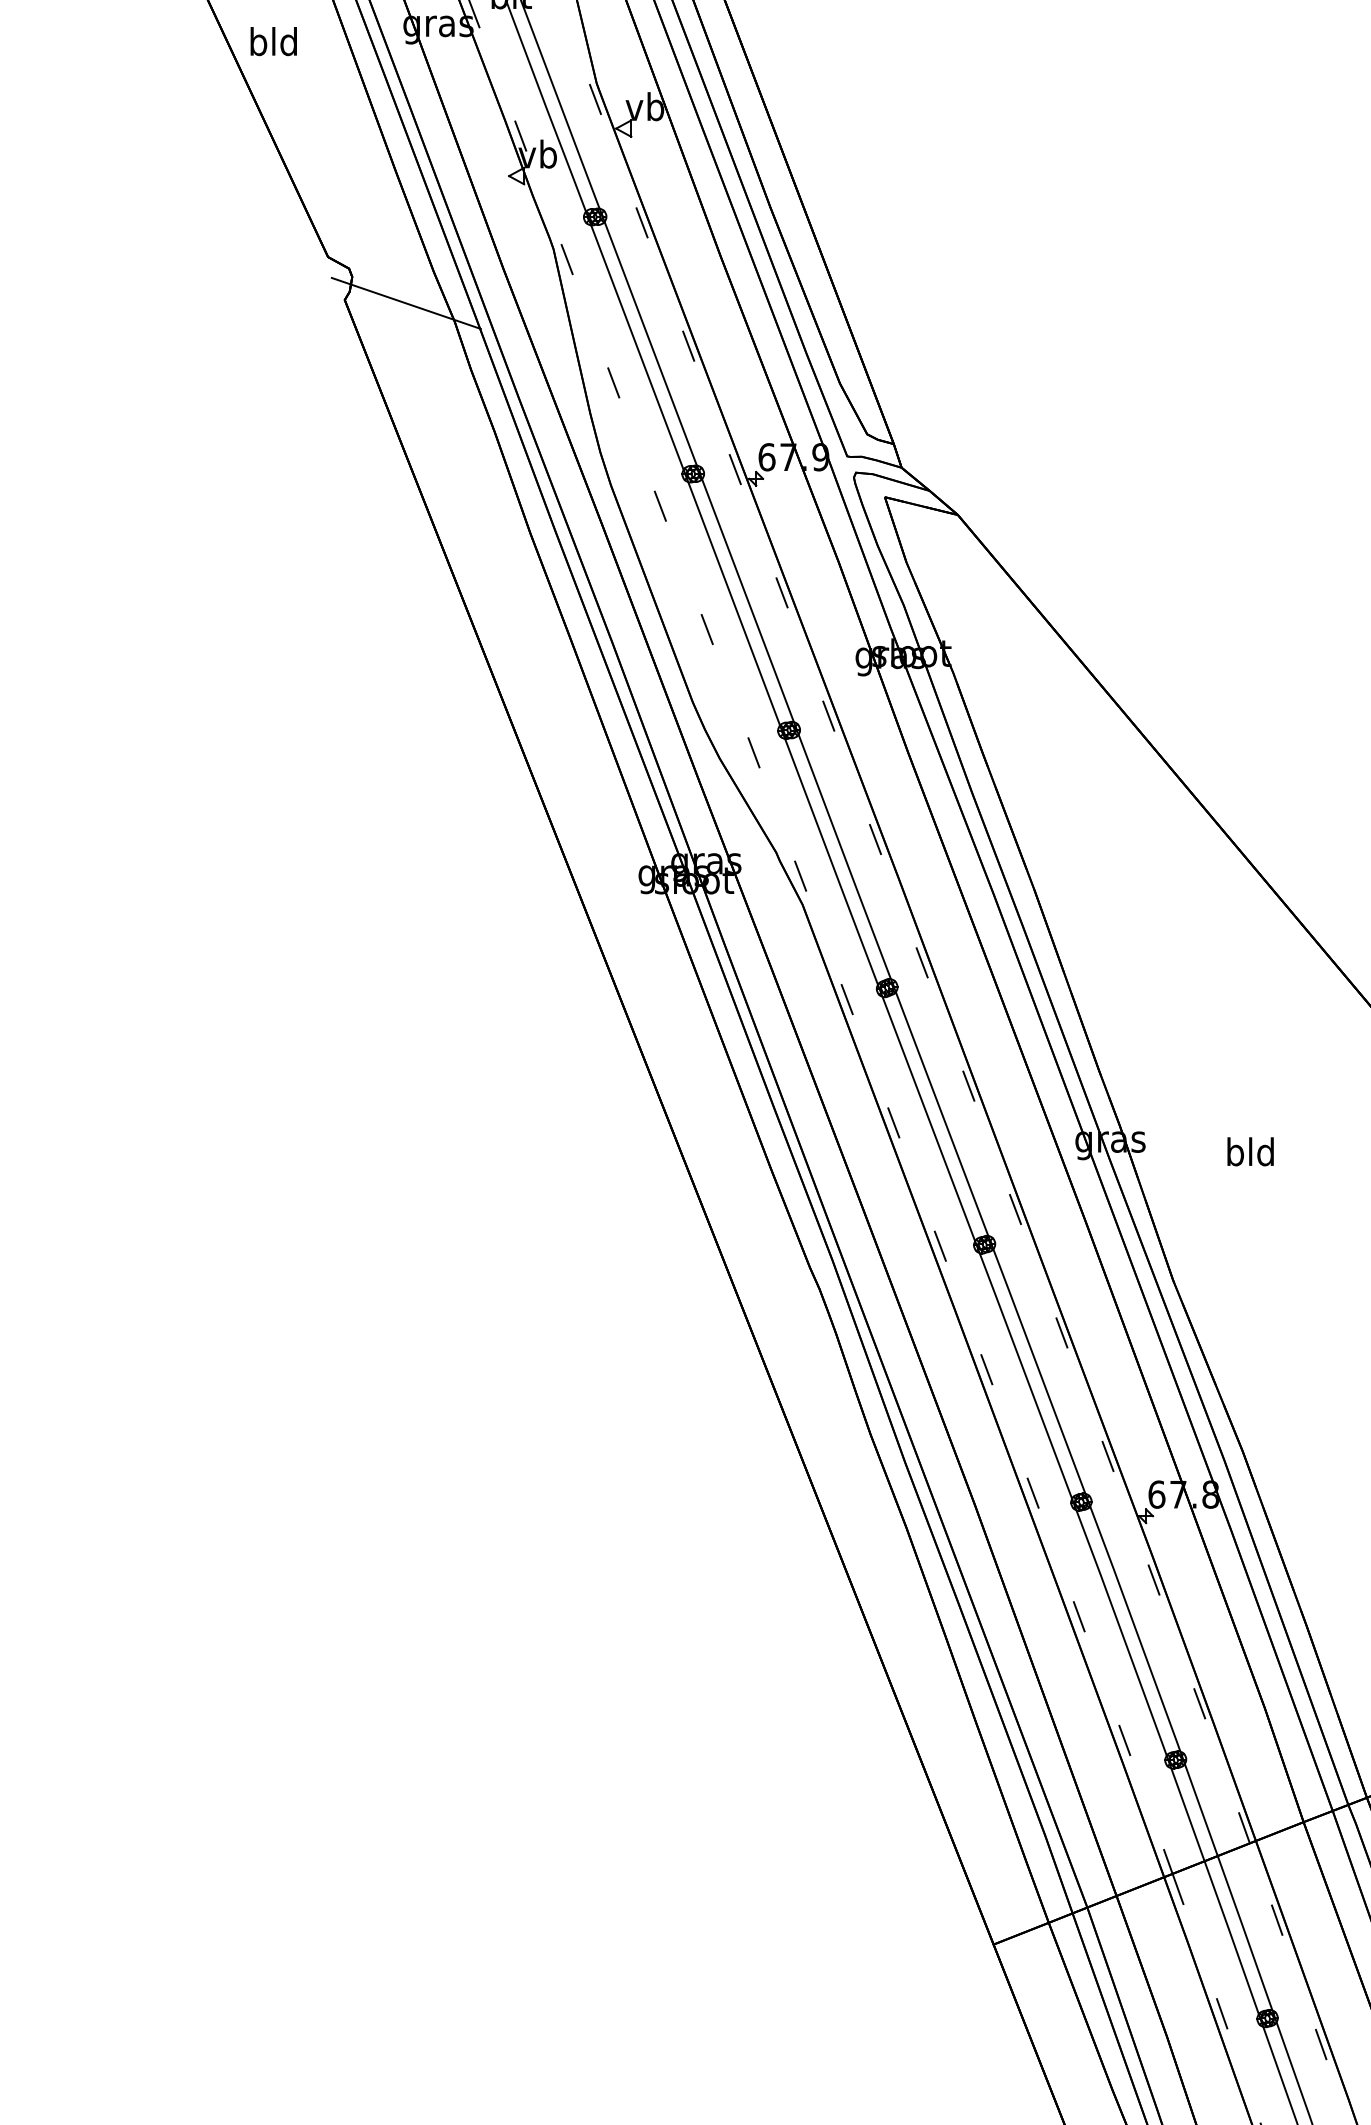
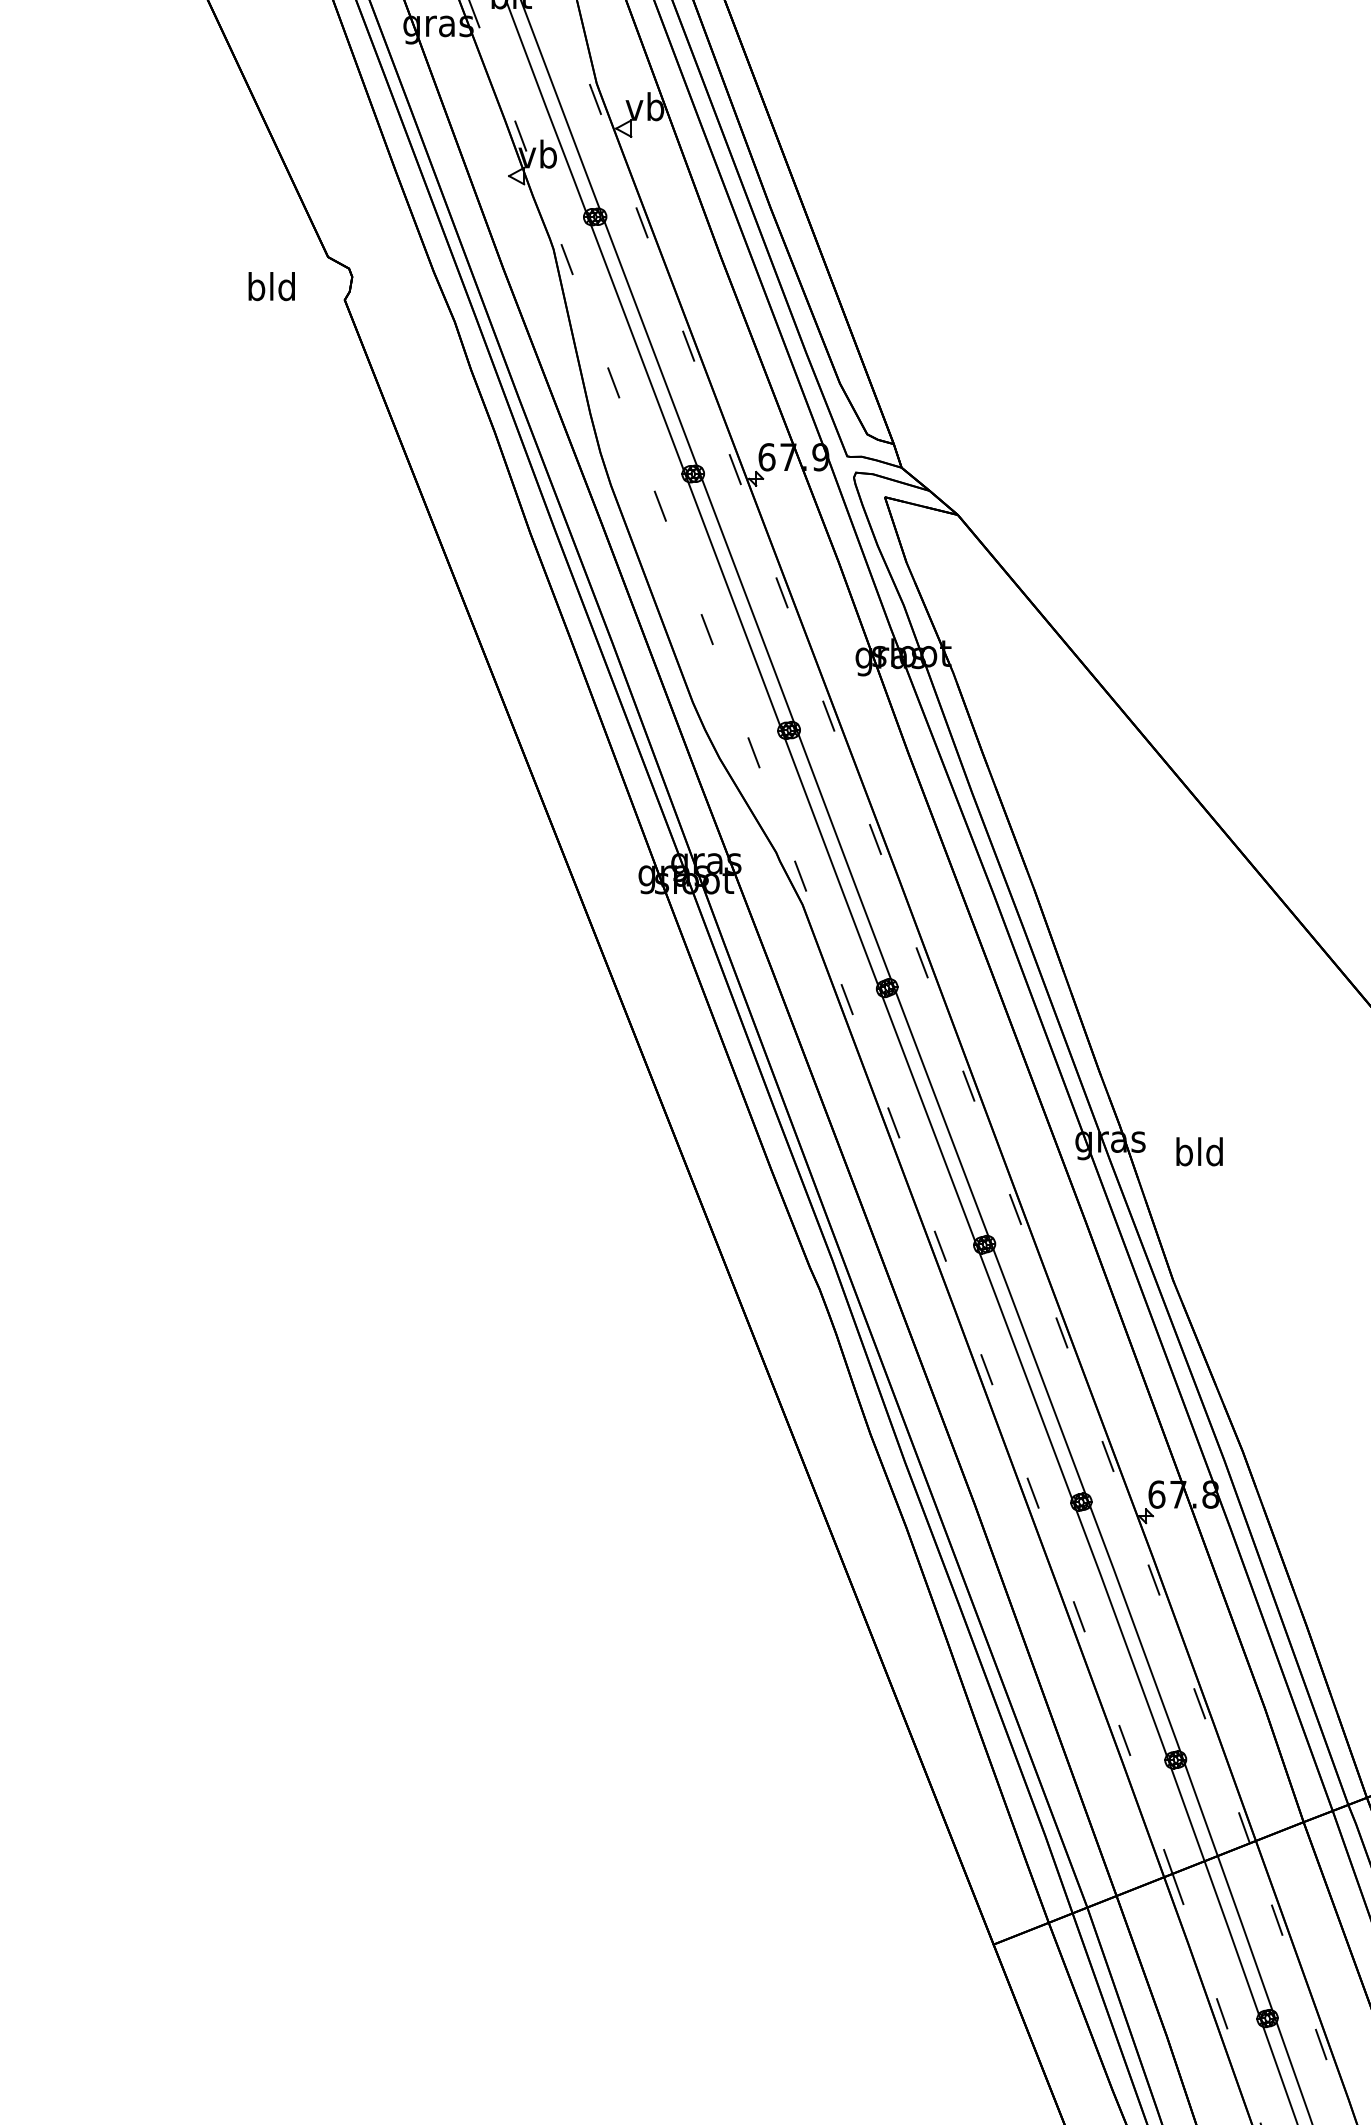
text position: (273, 41) -> (271, 286) (271, 286)
line: present -> none (405, 302)
text position: (1250, 1151) -> (1199, 1151) (1199, 1151)
